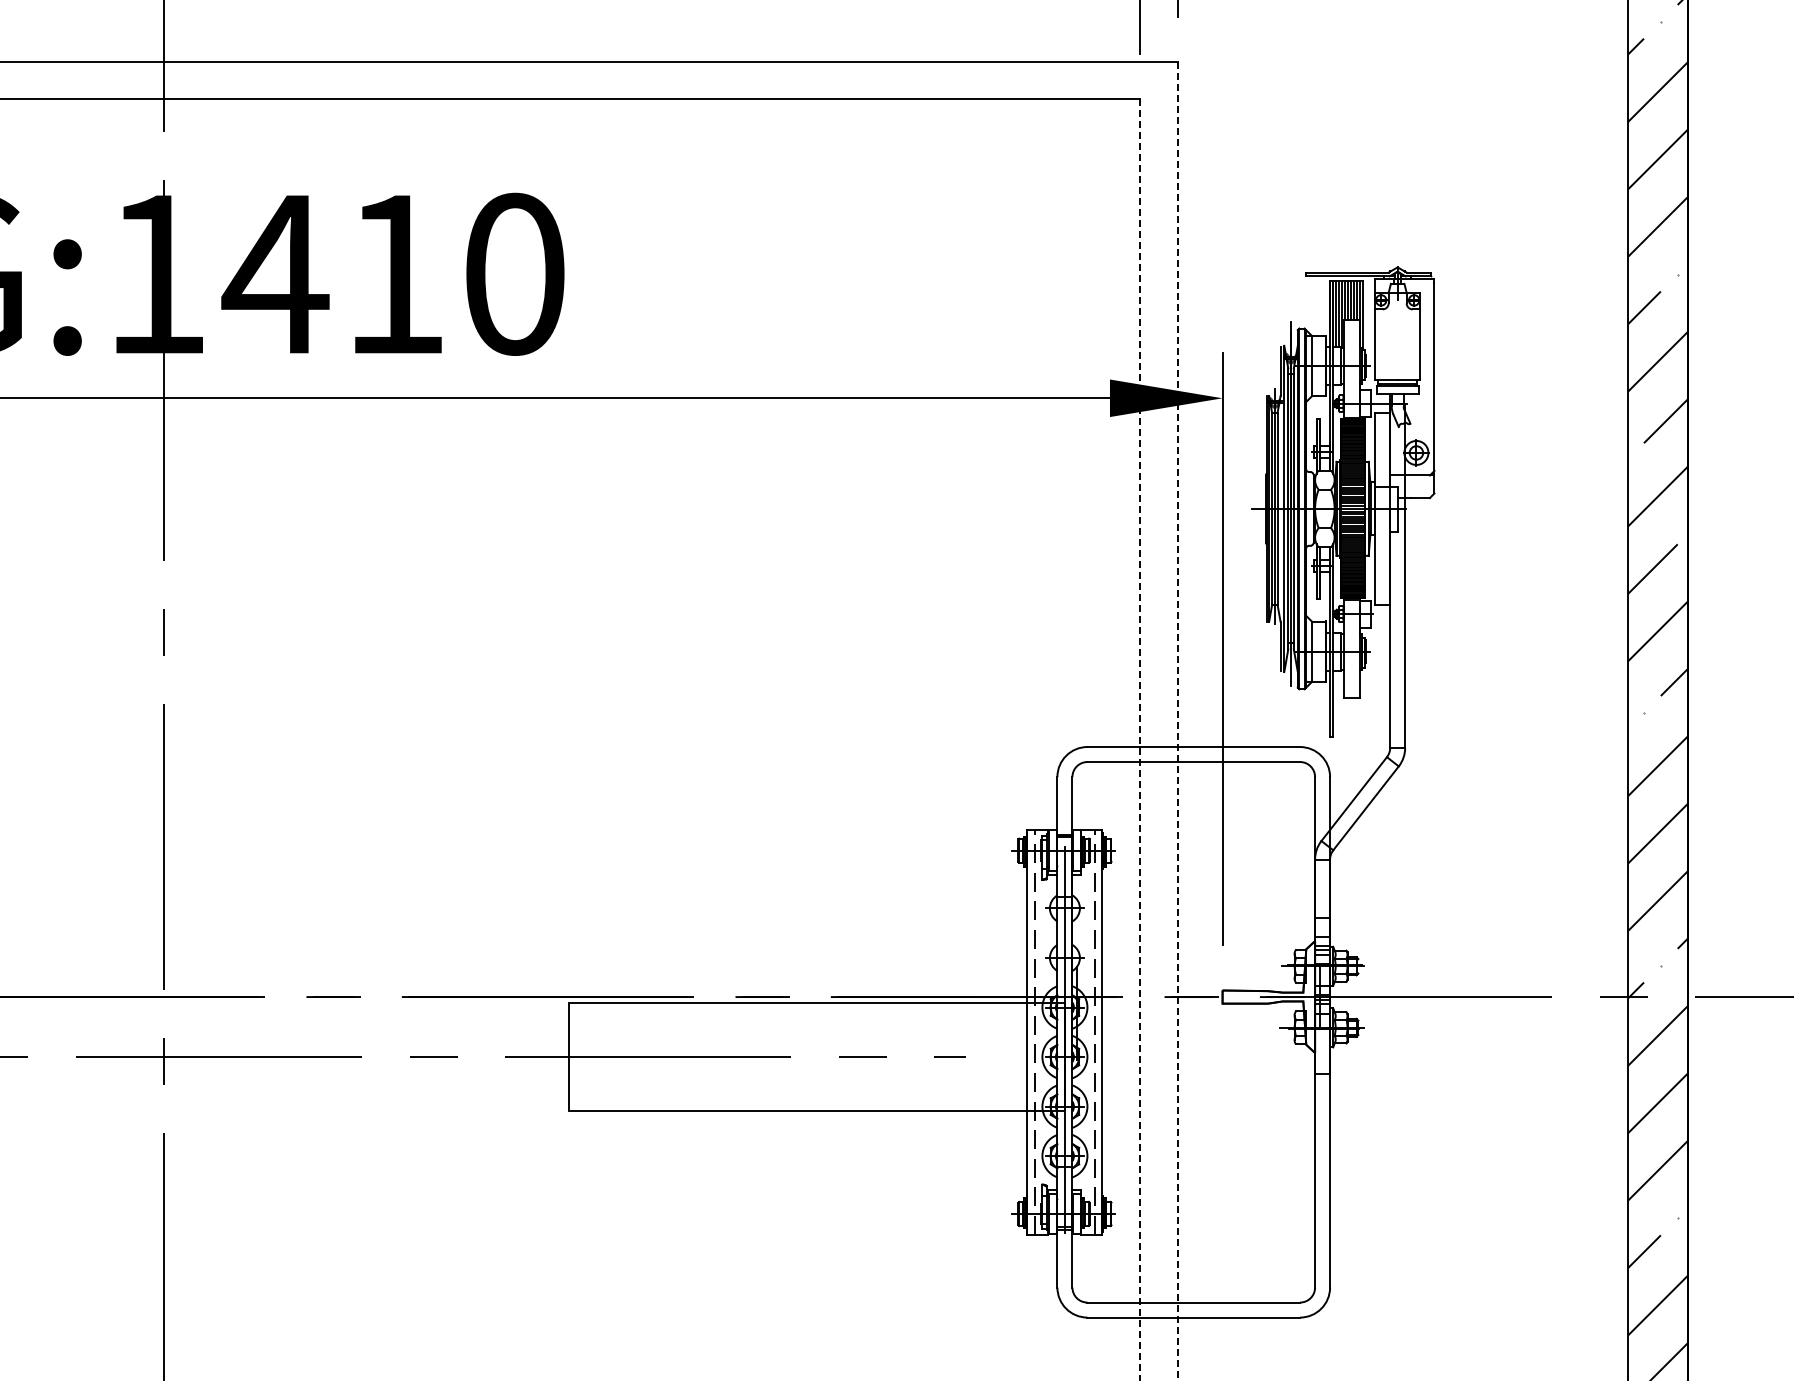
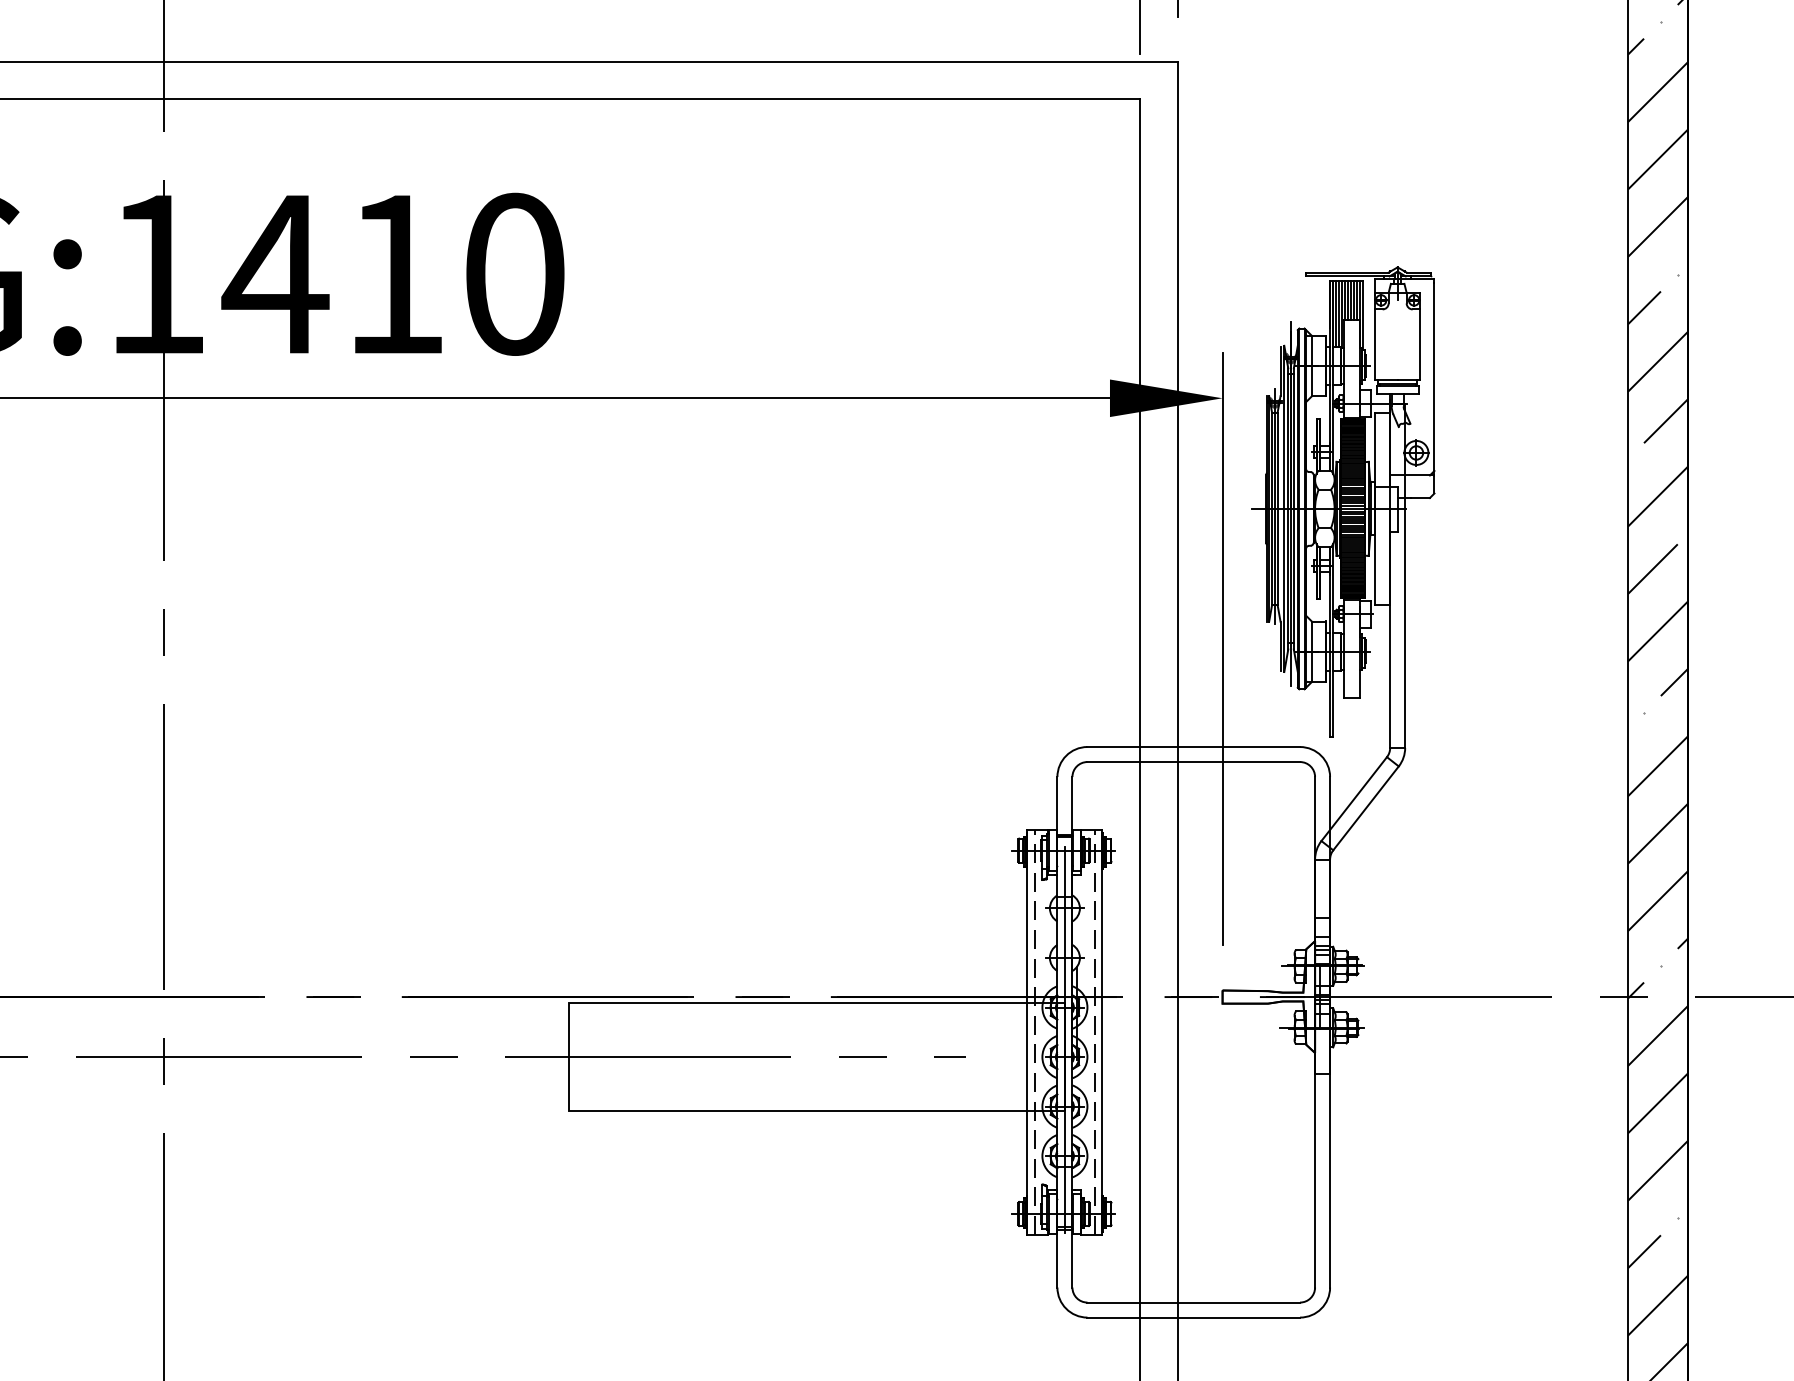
line: dashed -> solid (1177, 721)
line: dashed -> solid (1140, 739)
